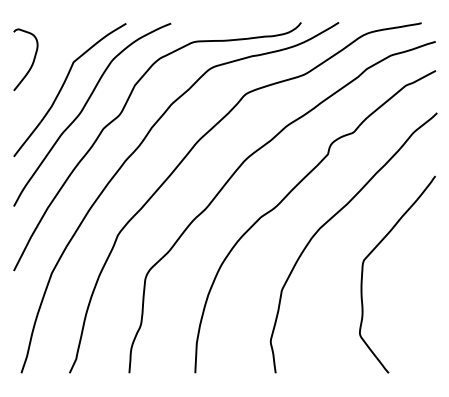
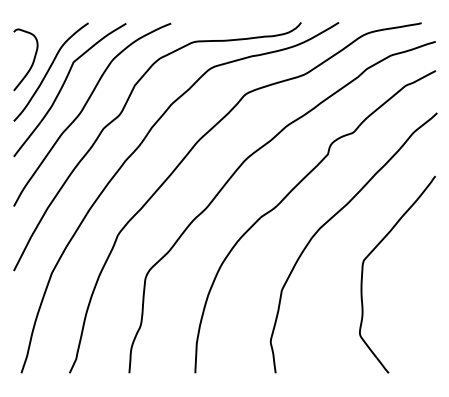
curve: none -> present (49, 70)
